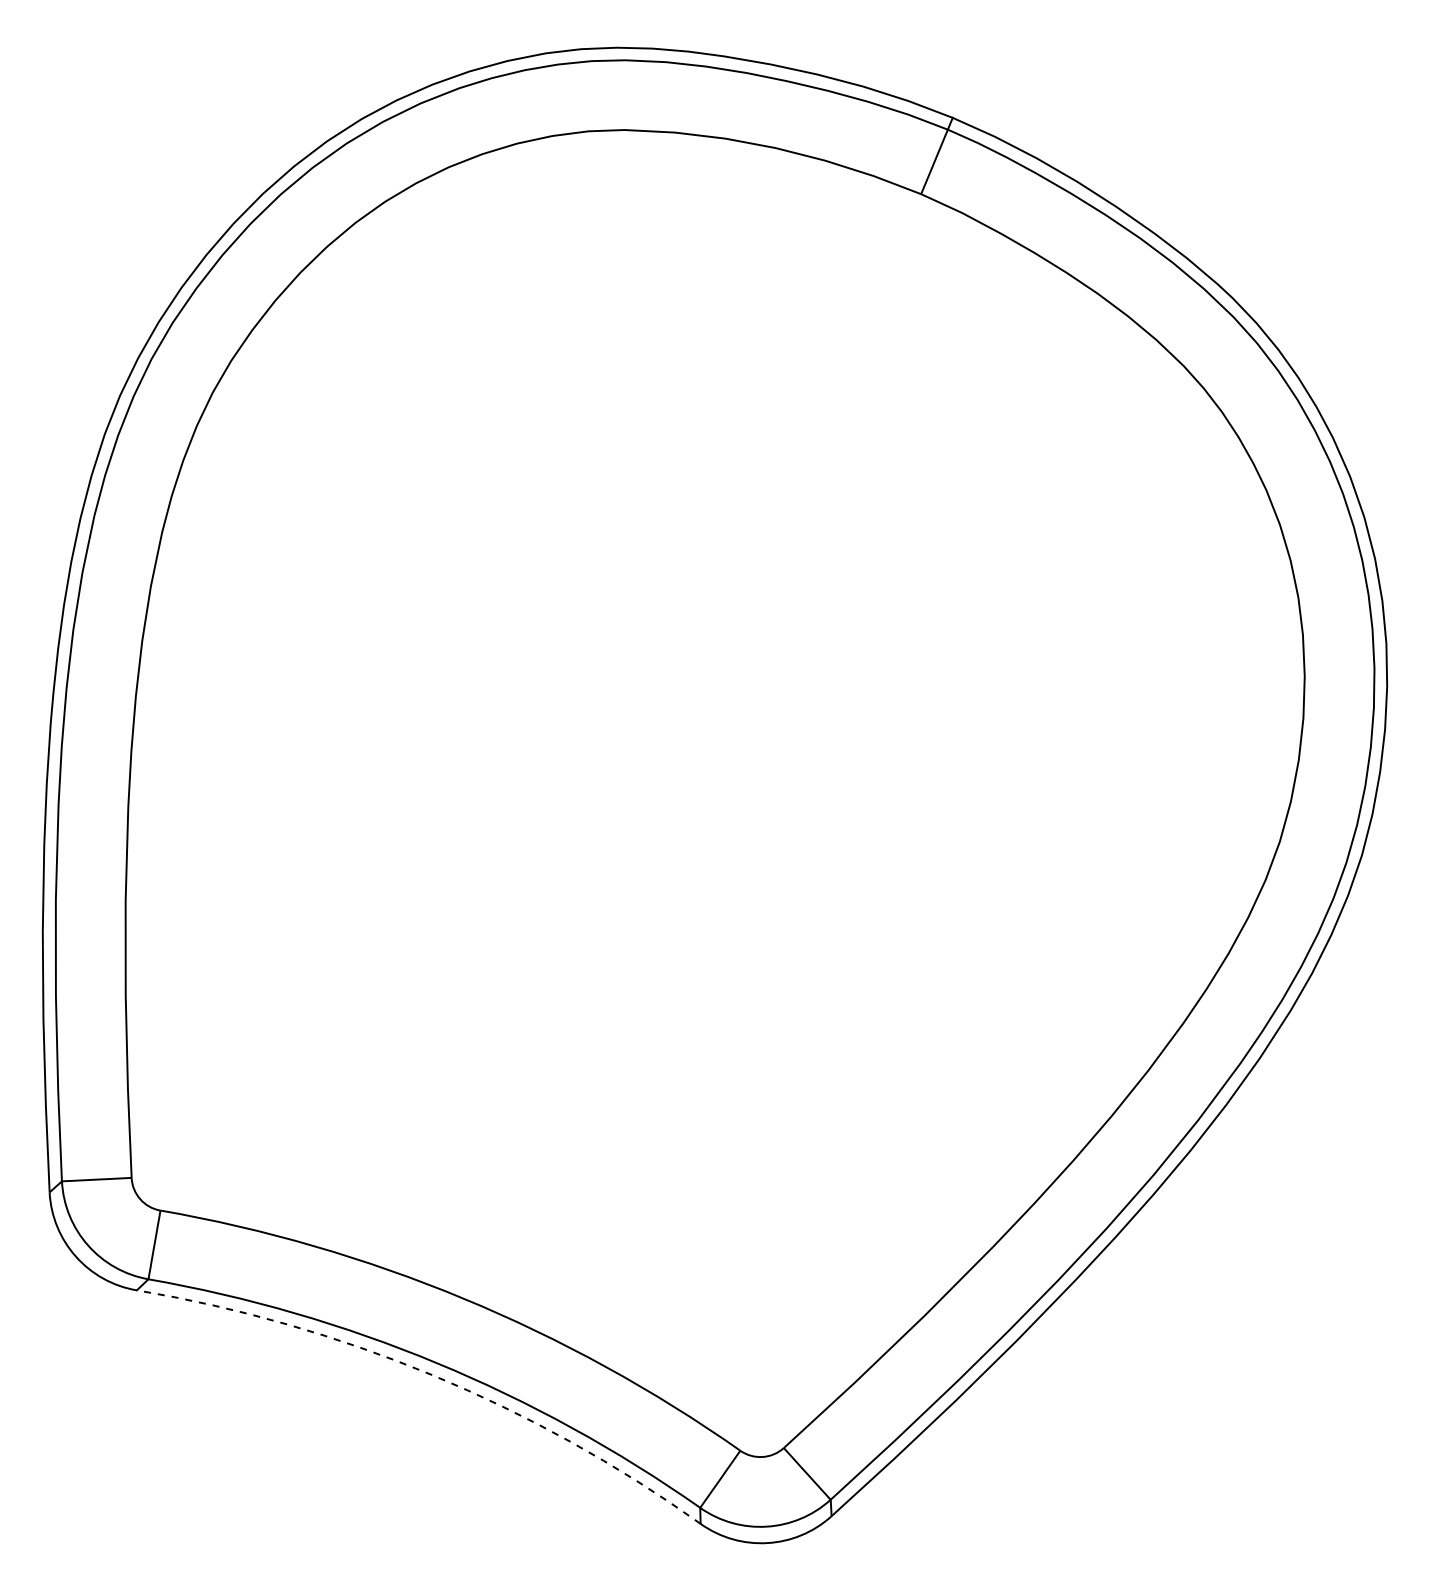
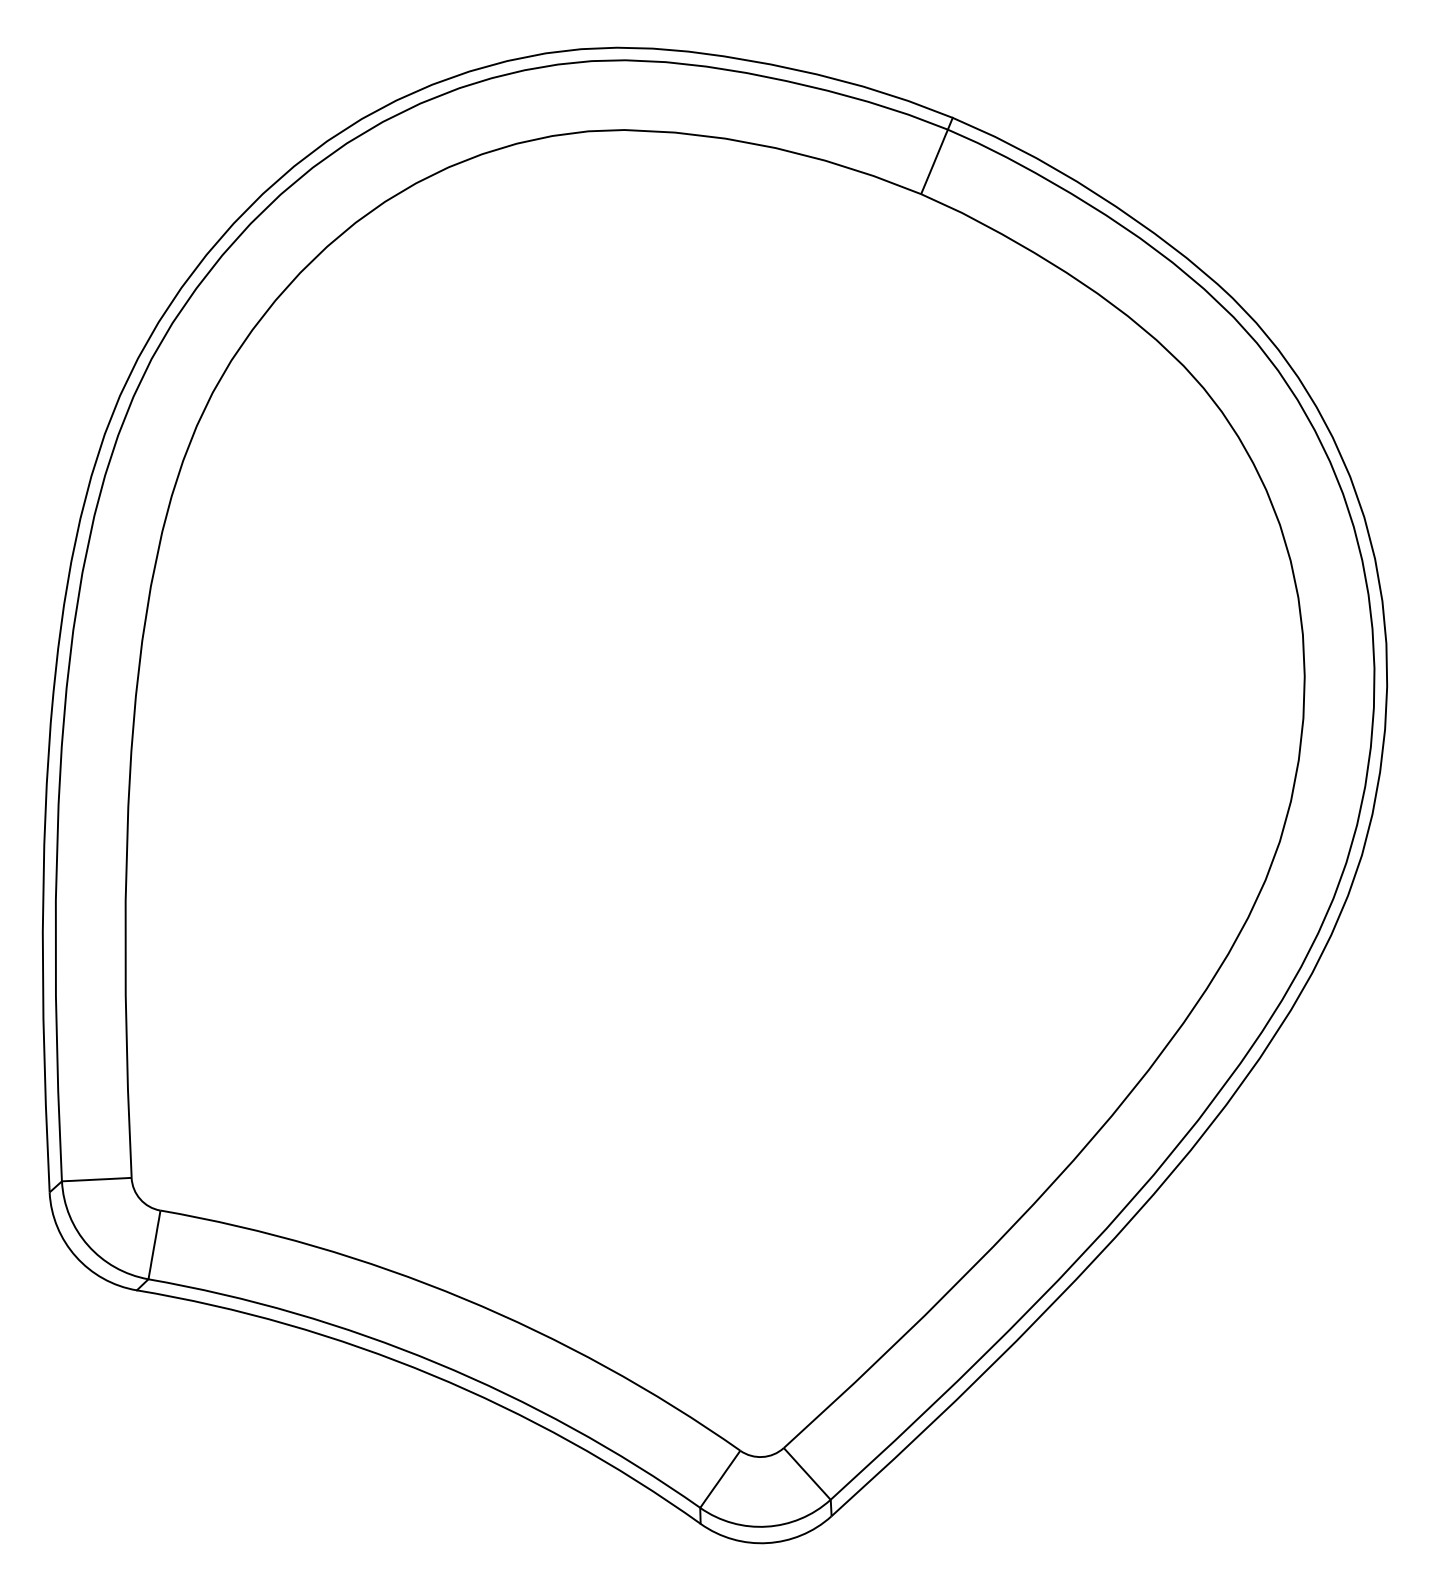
arc: dashed -> solid (432, 1375)
